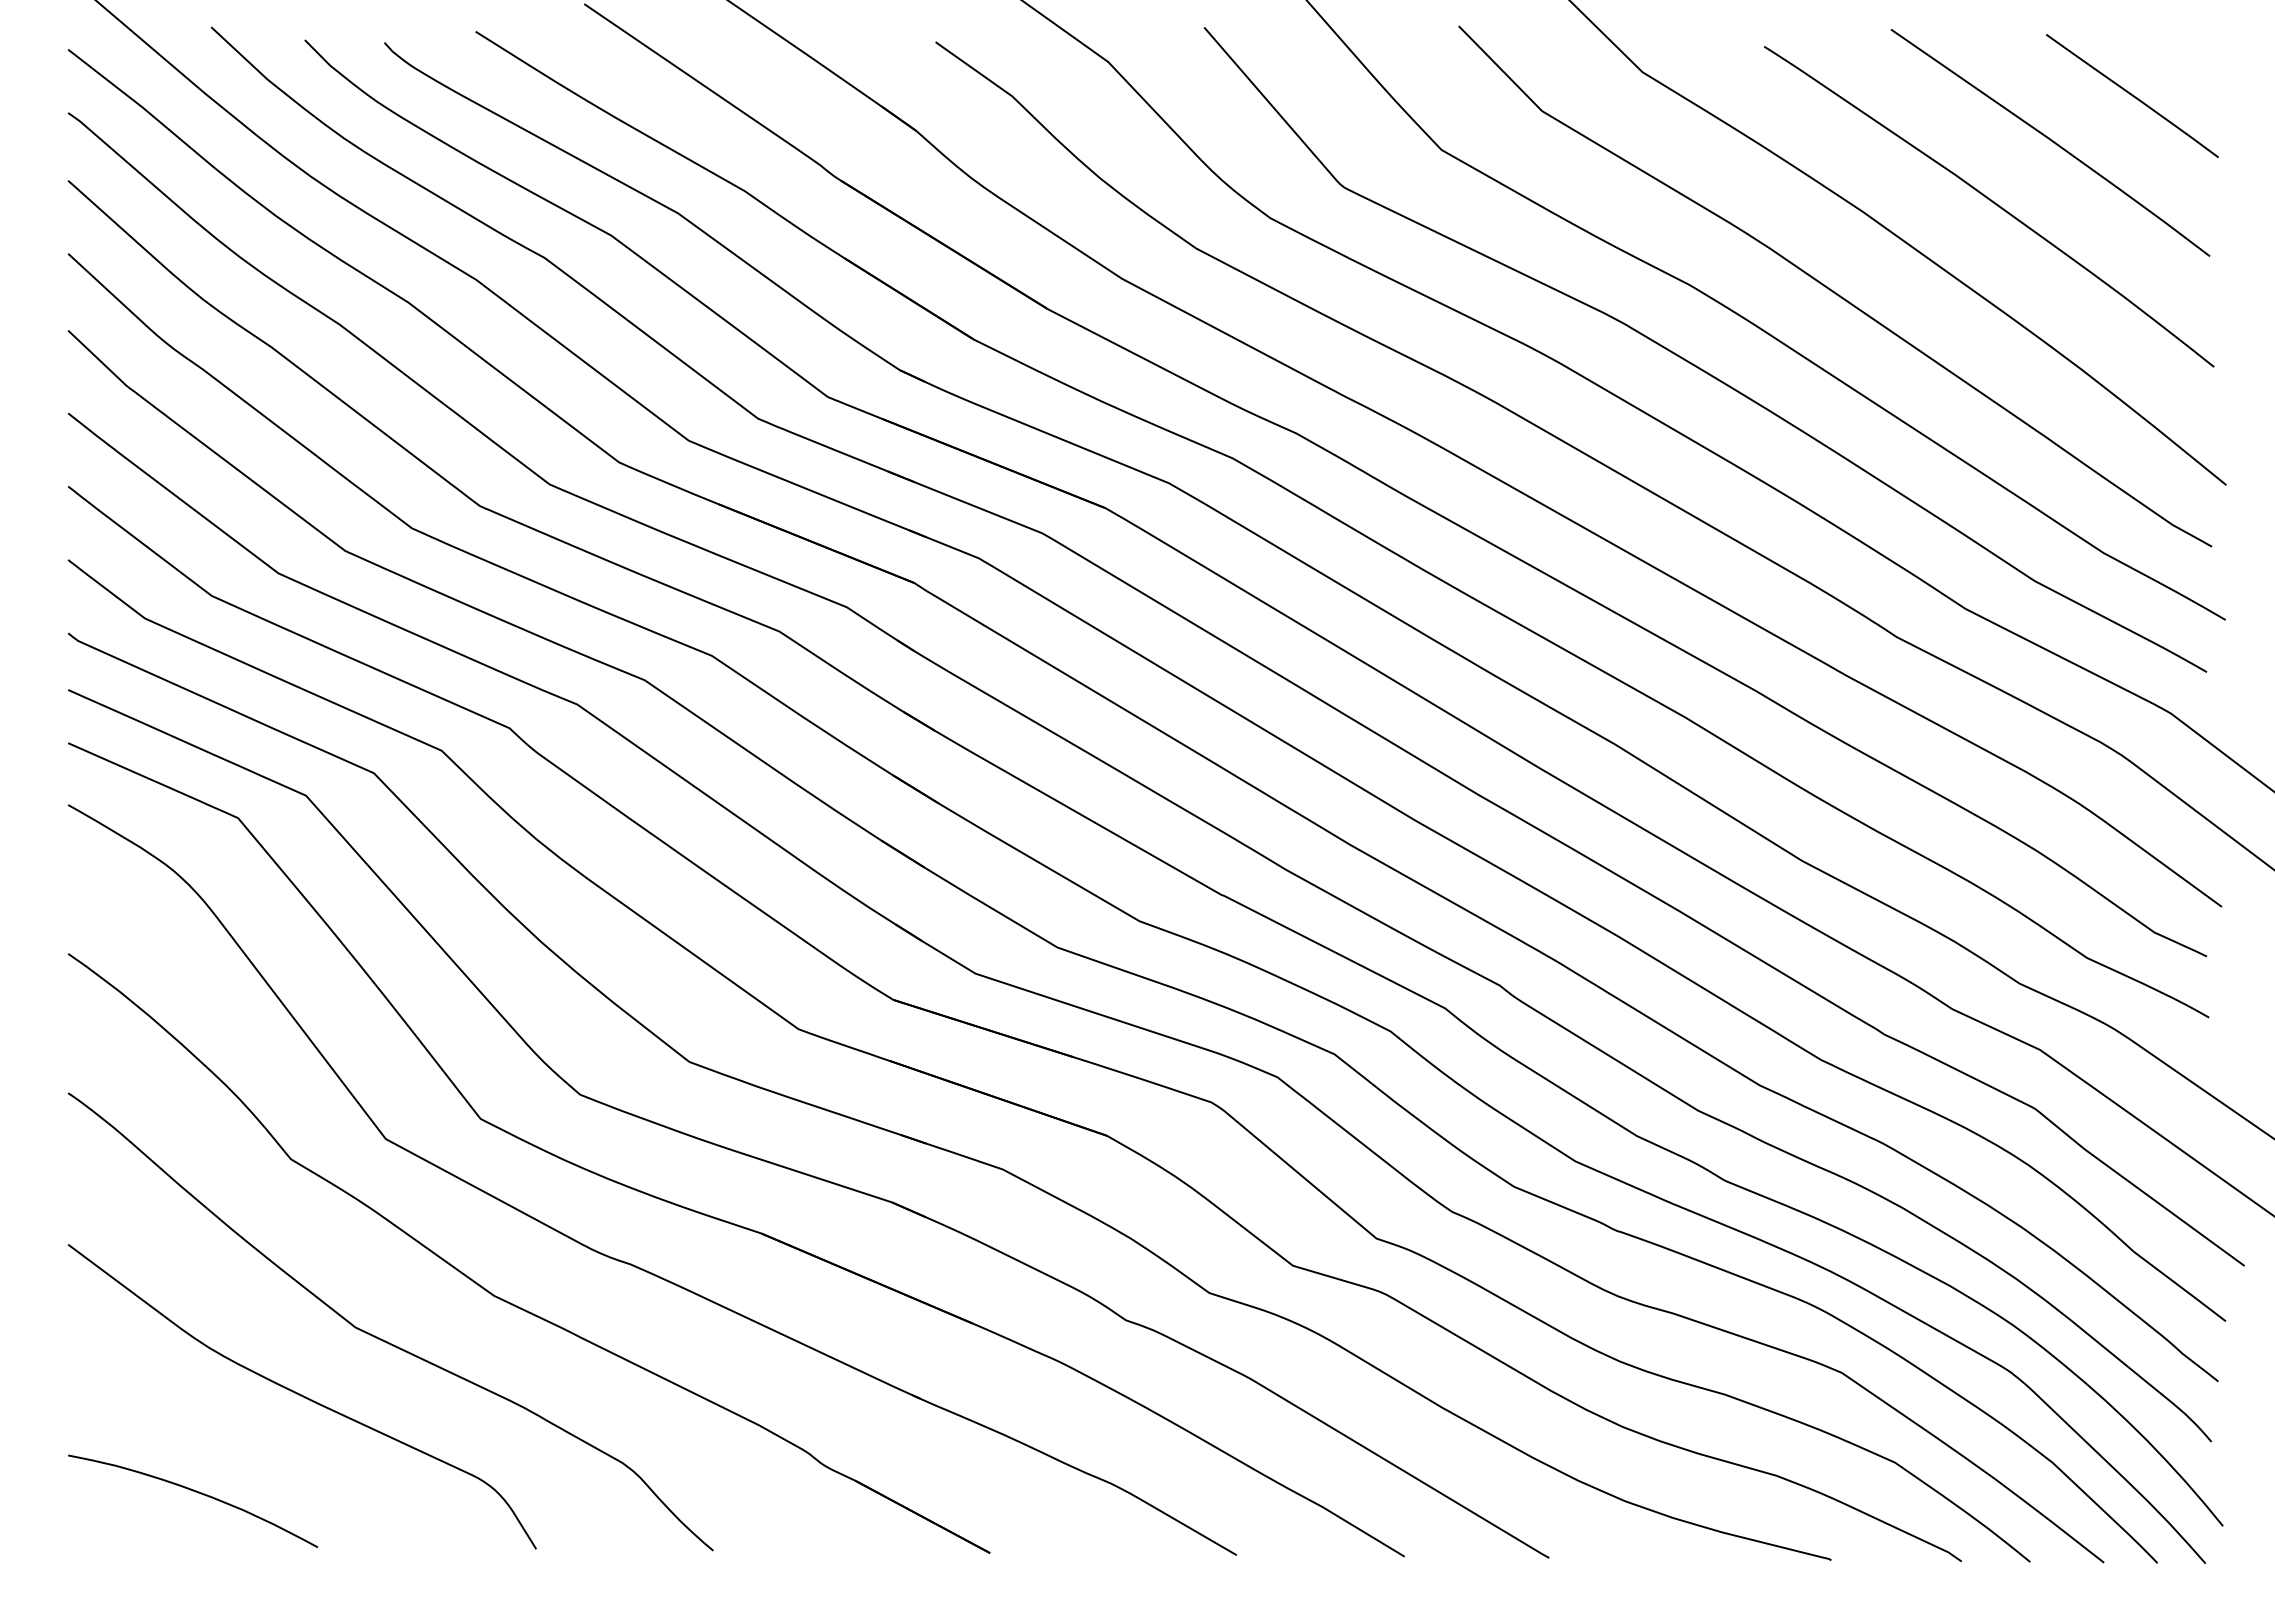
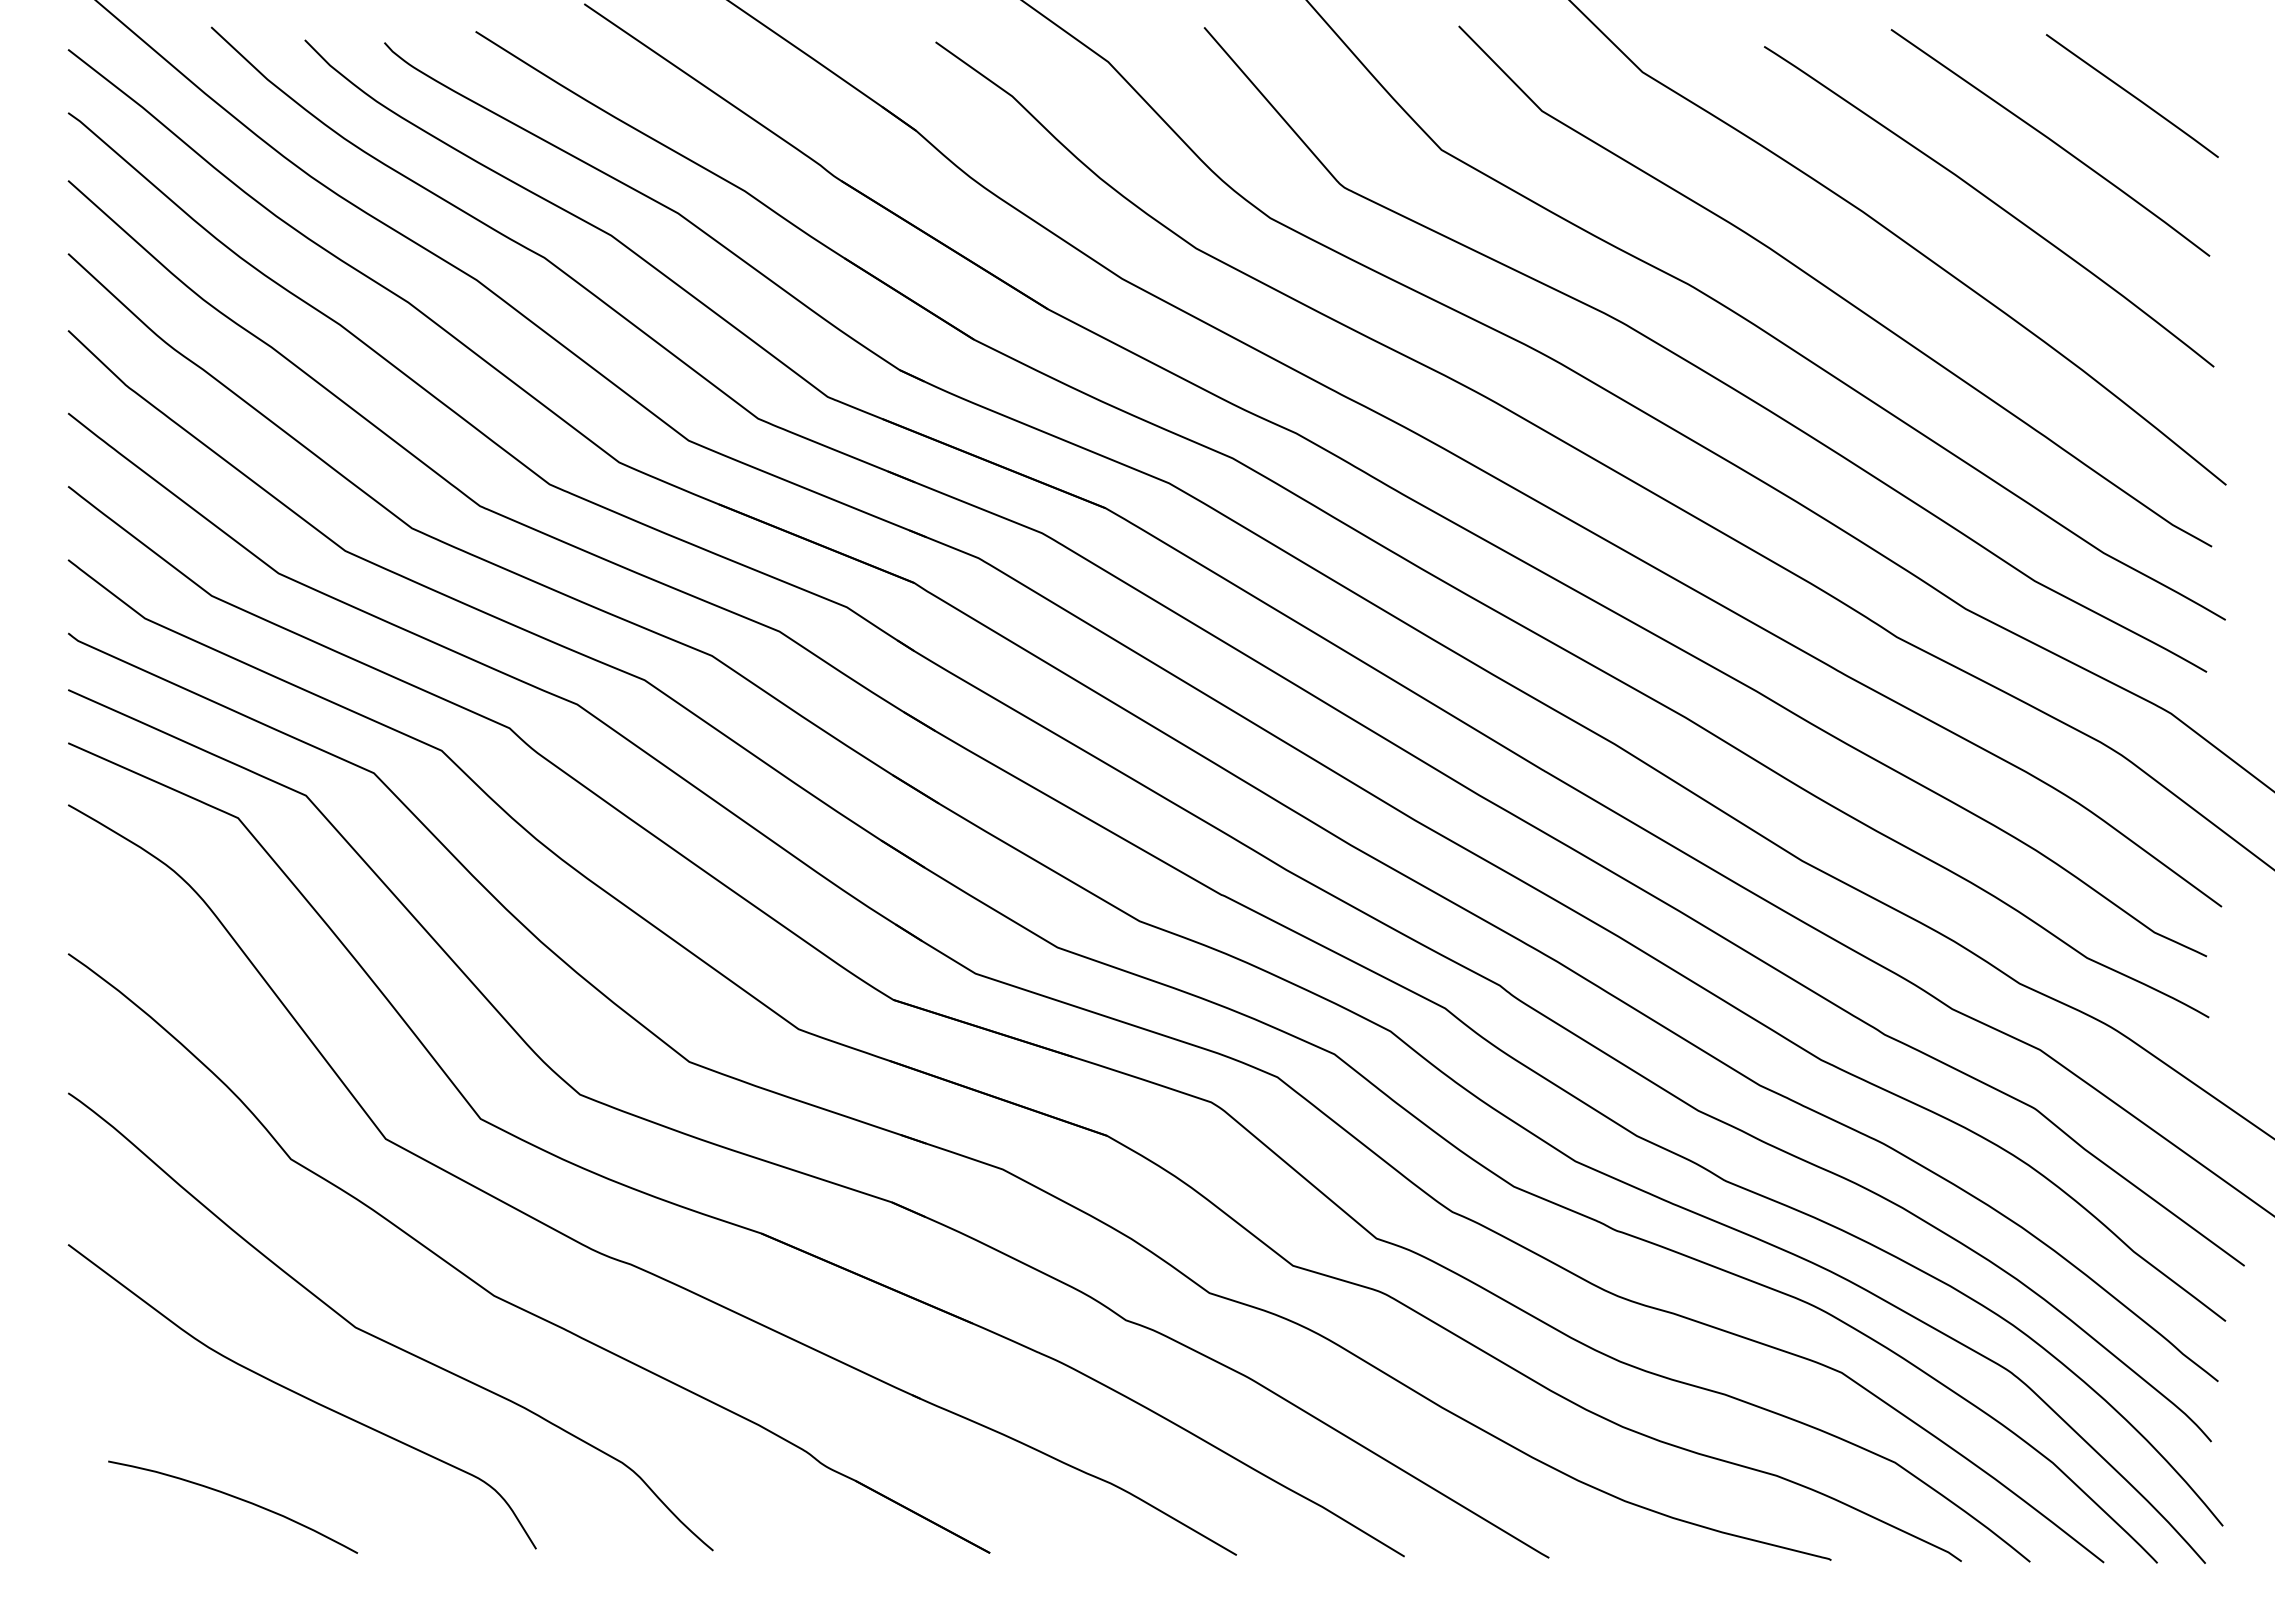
curve position: (195, 1492) -> (235, 1498) (235, 1498)
